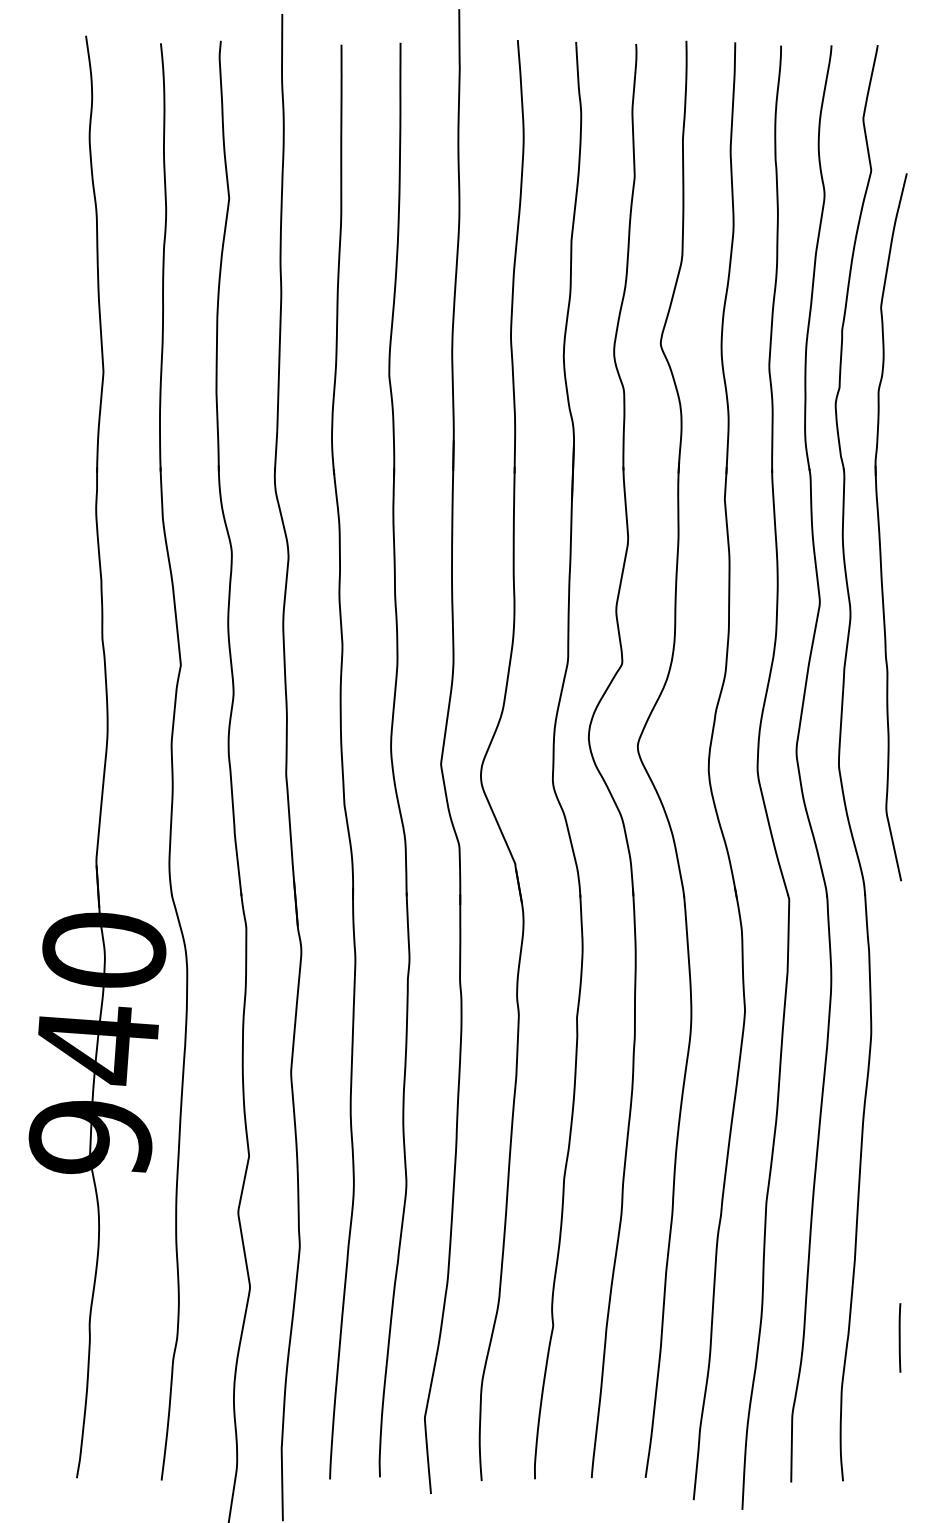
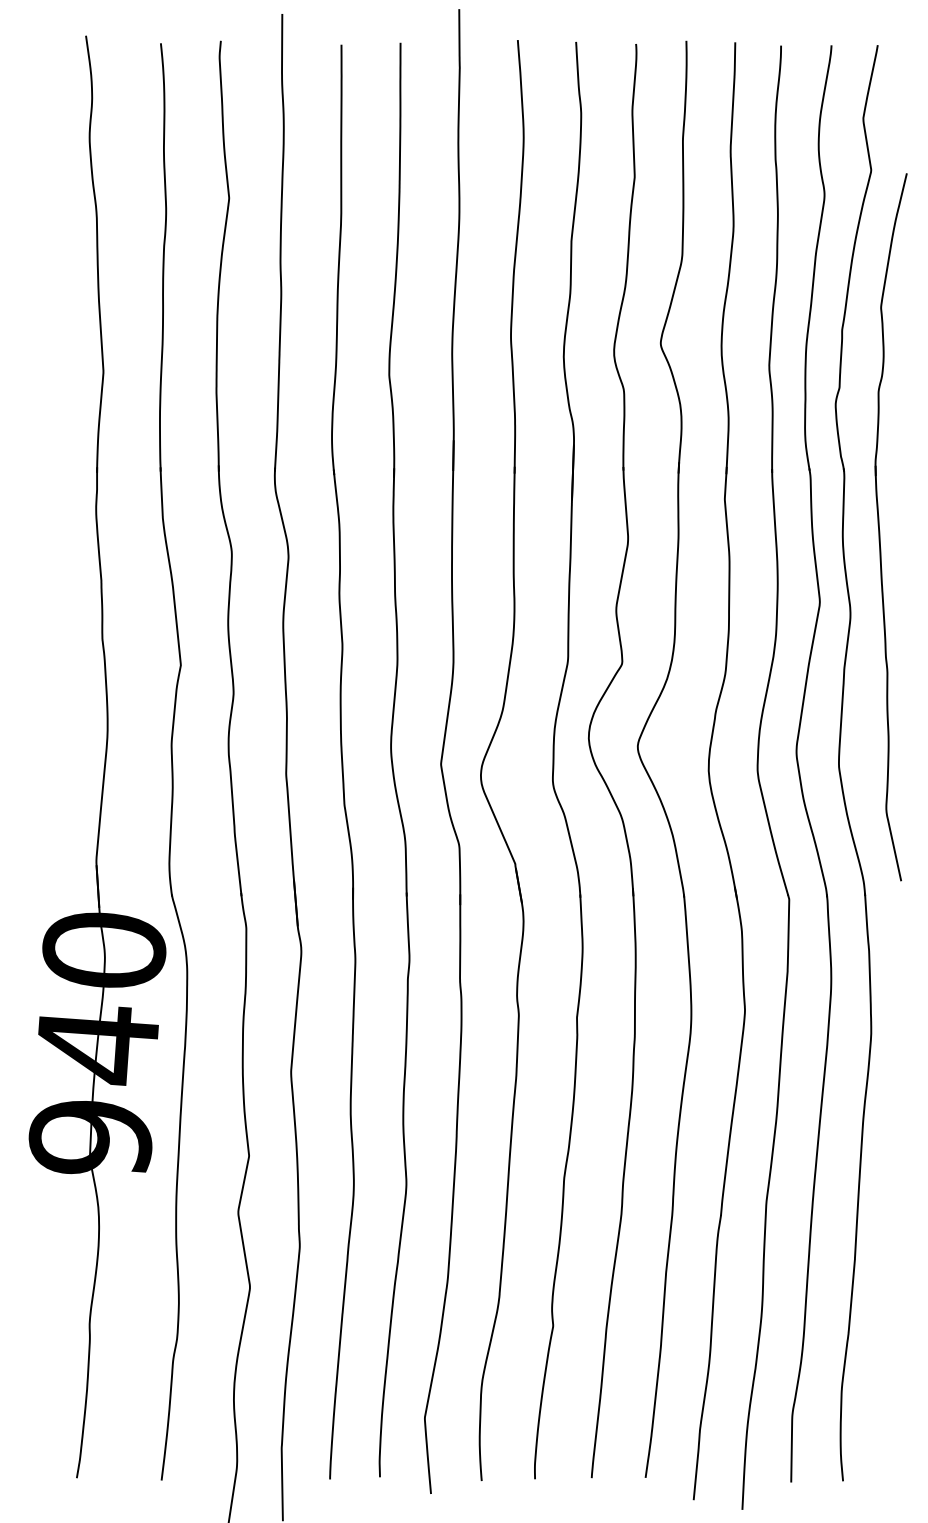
line: present -> none (899, 1337)
